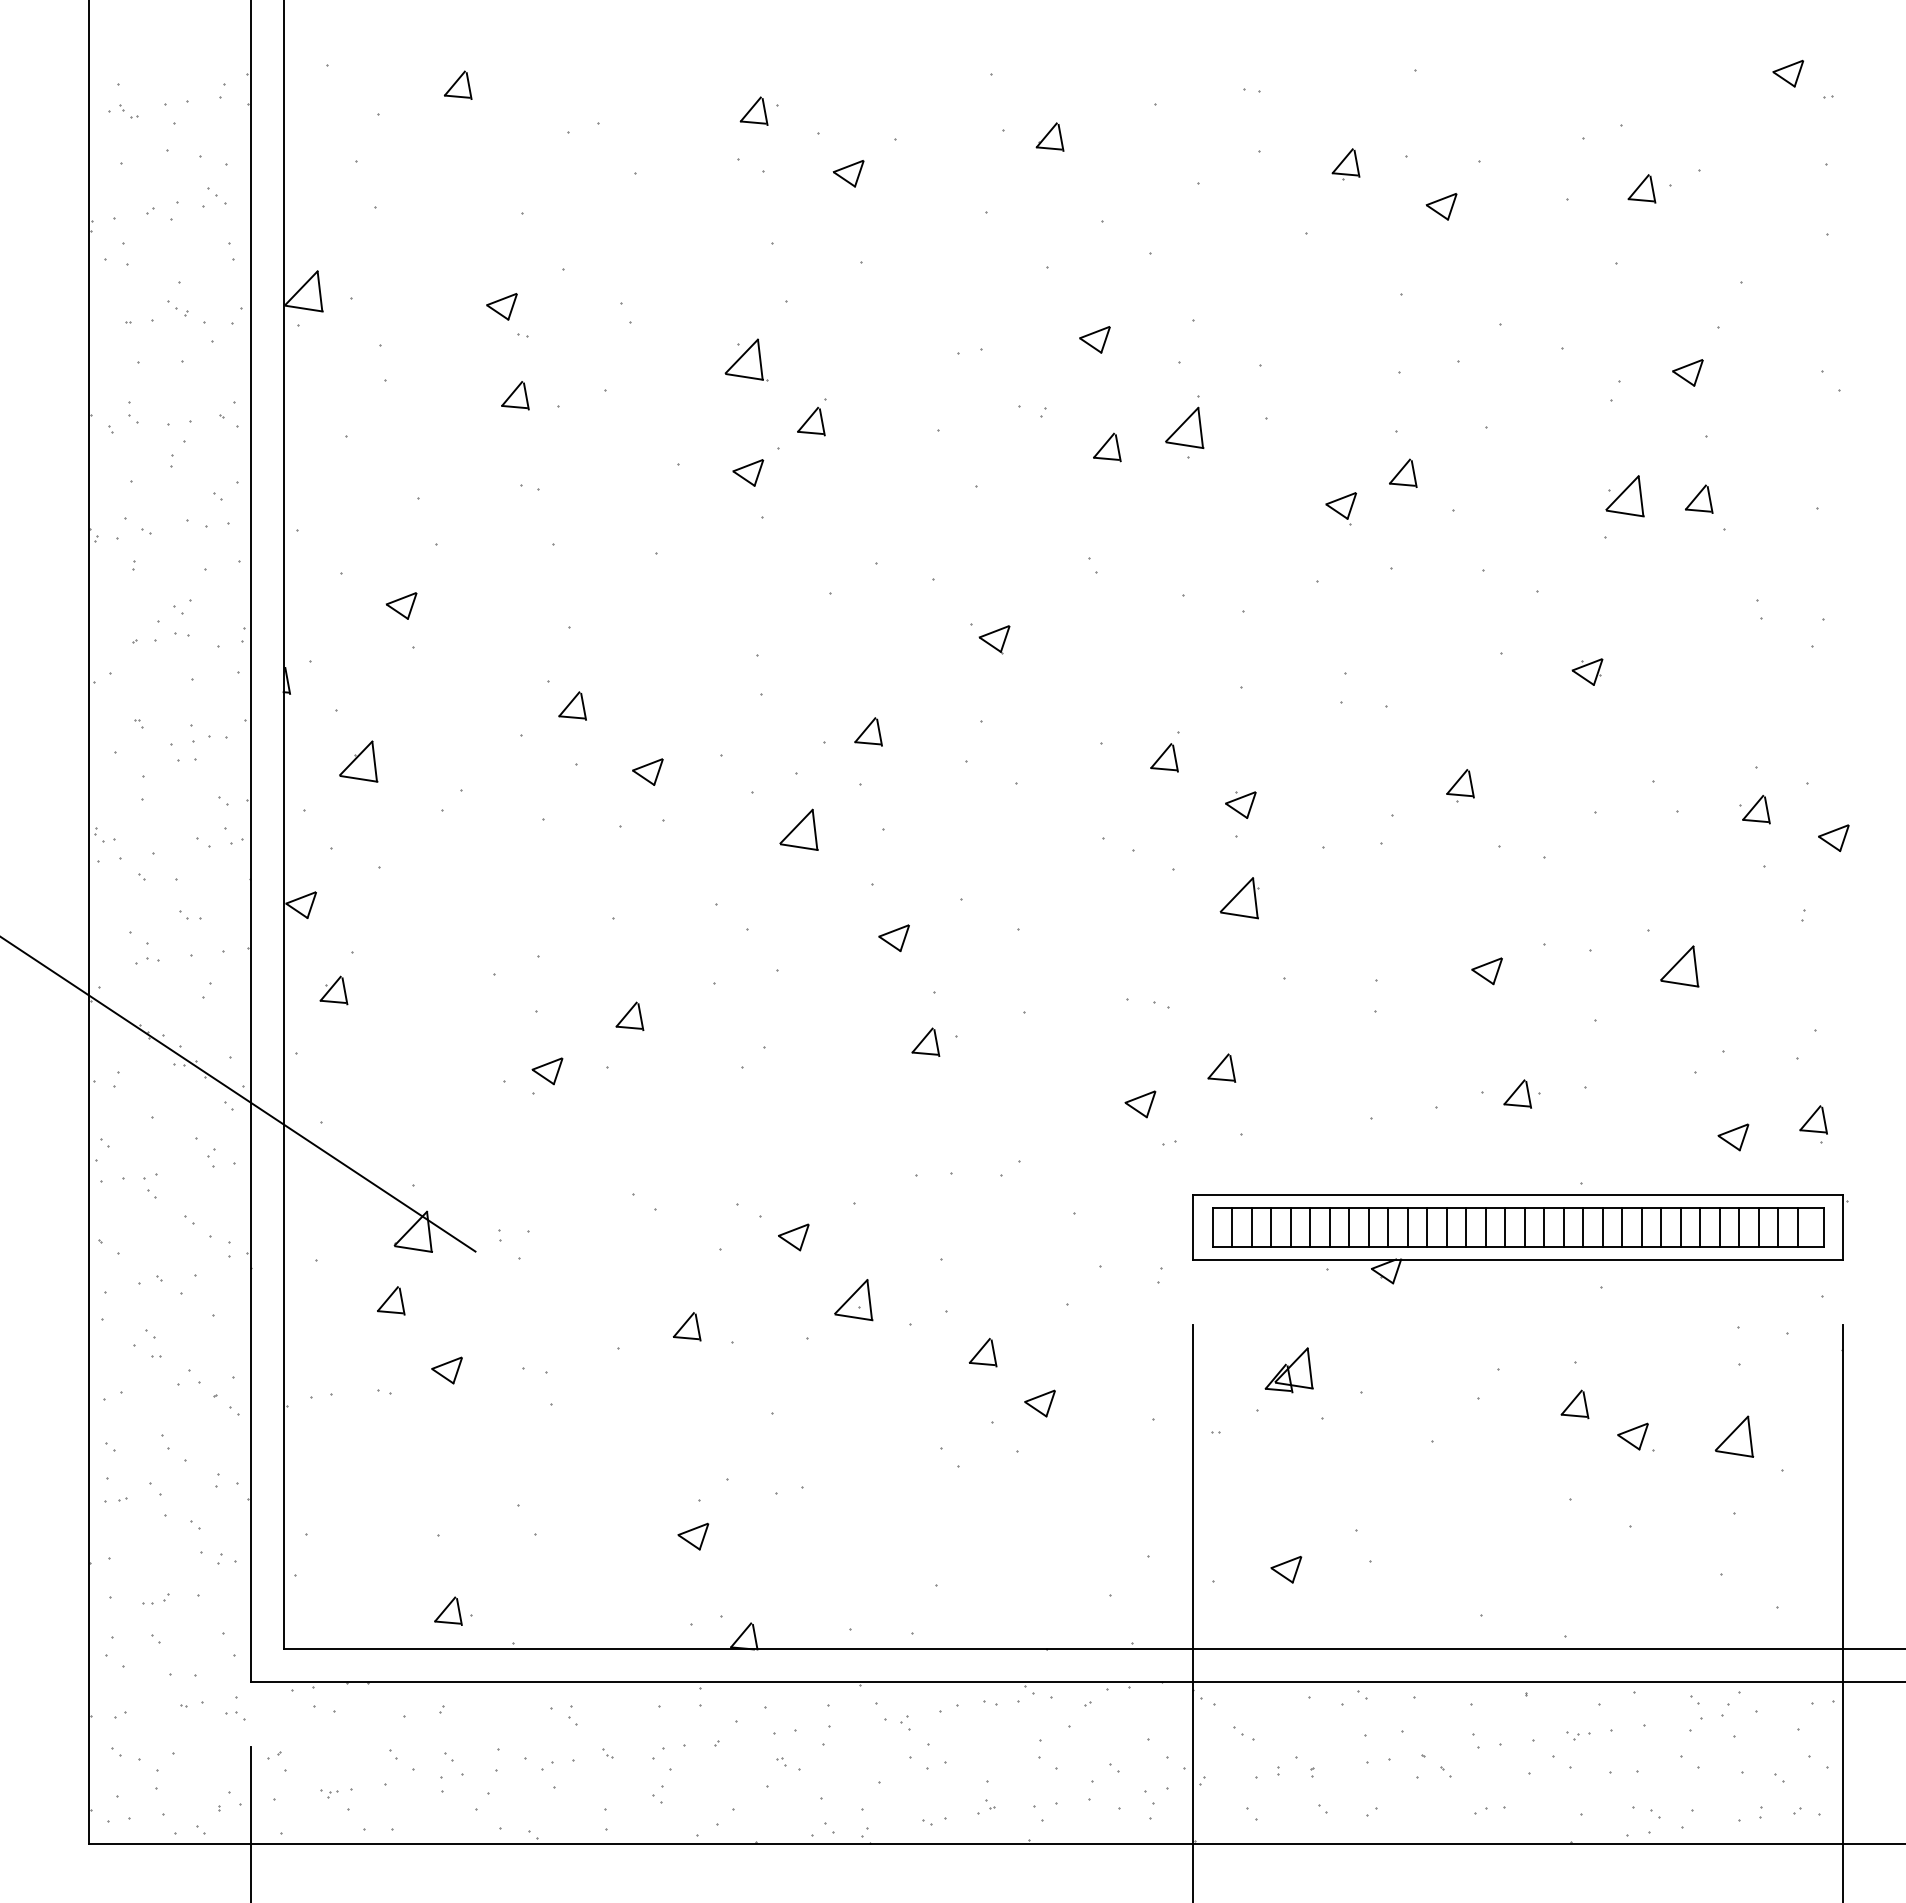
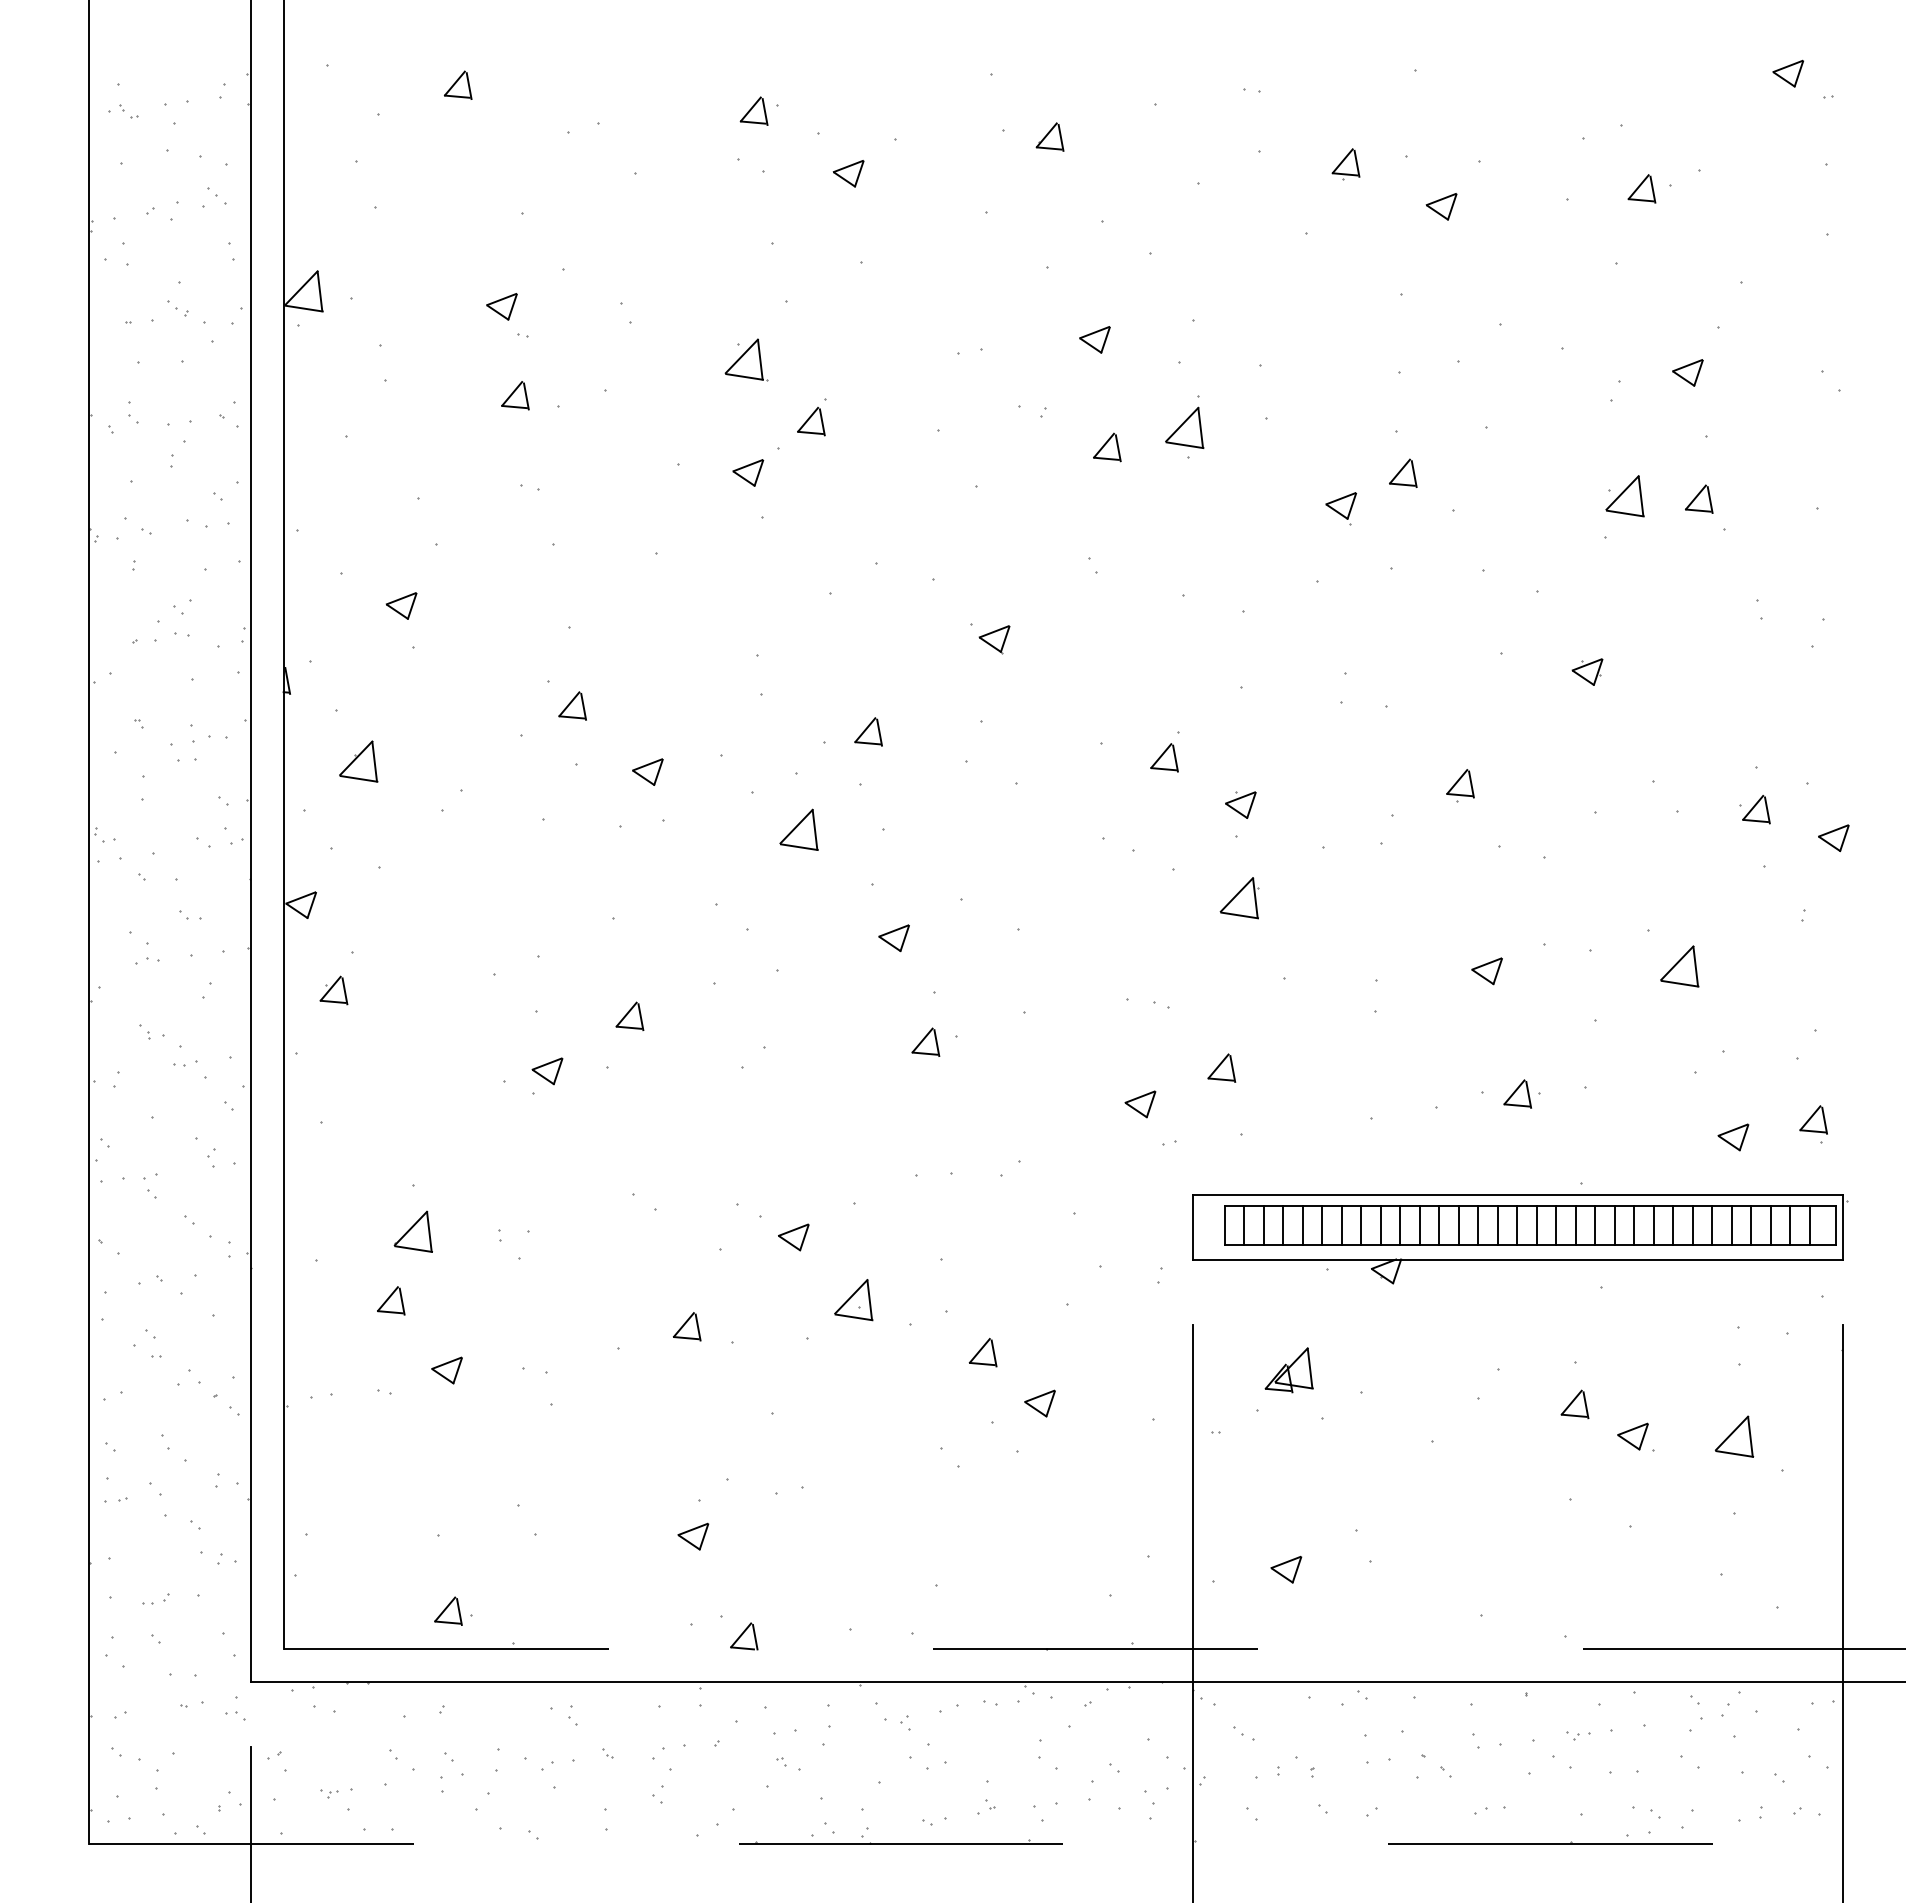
line: present -> none (238, 1094)
part position: (1518, 1227) -> (1530, 1225) (1530, 1225)
line: solid -> dashed (1094, 1649)
line: solid -> dashed (997, 1844)
